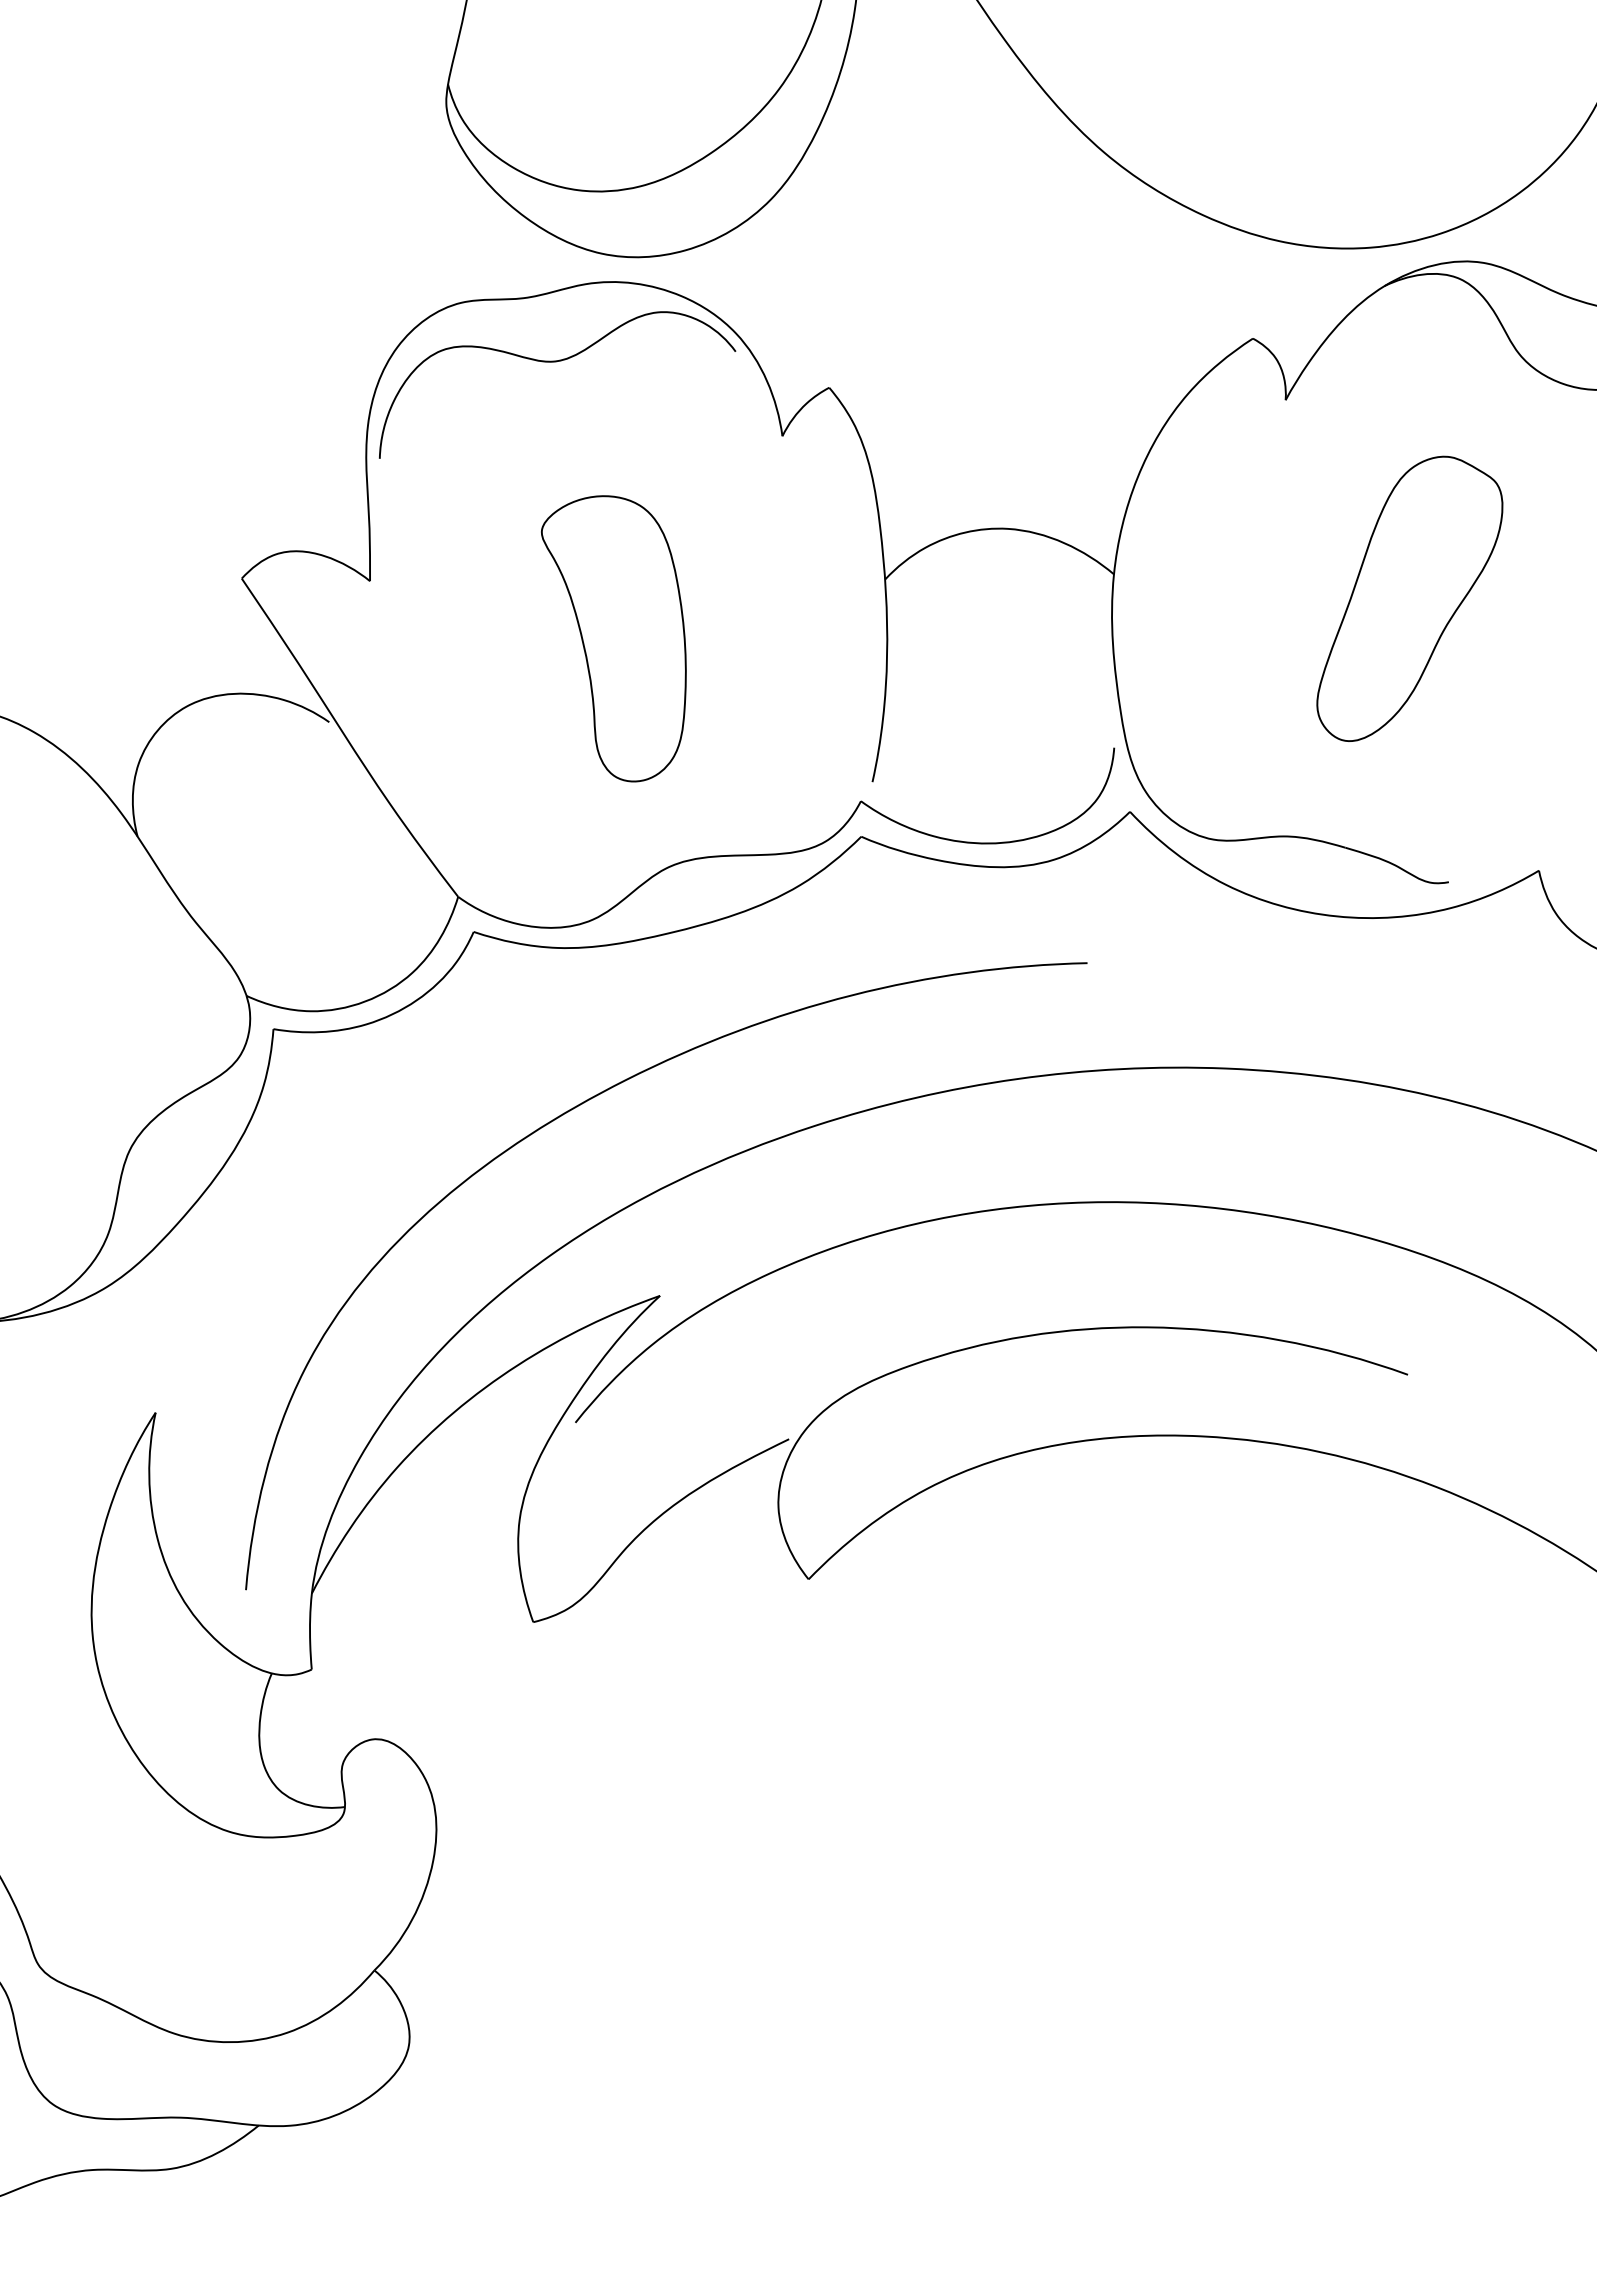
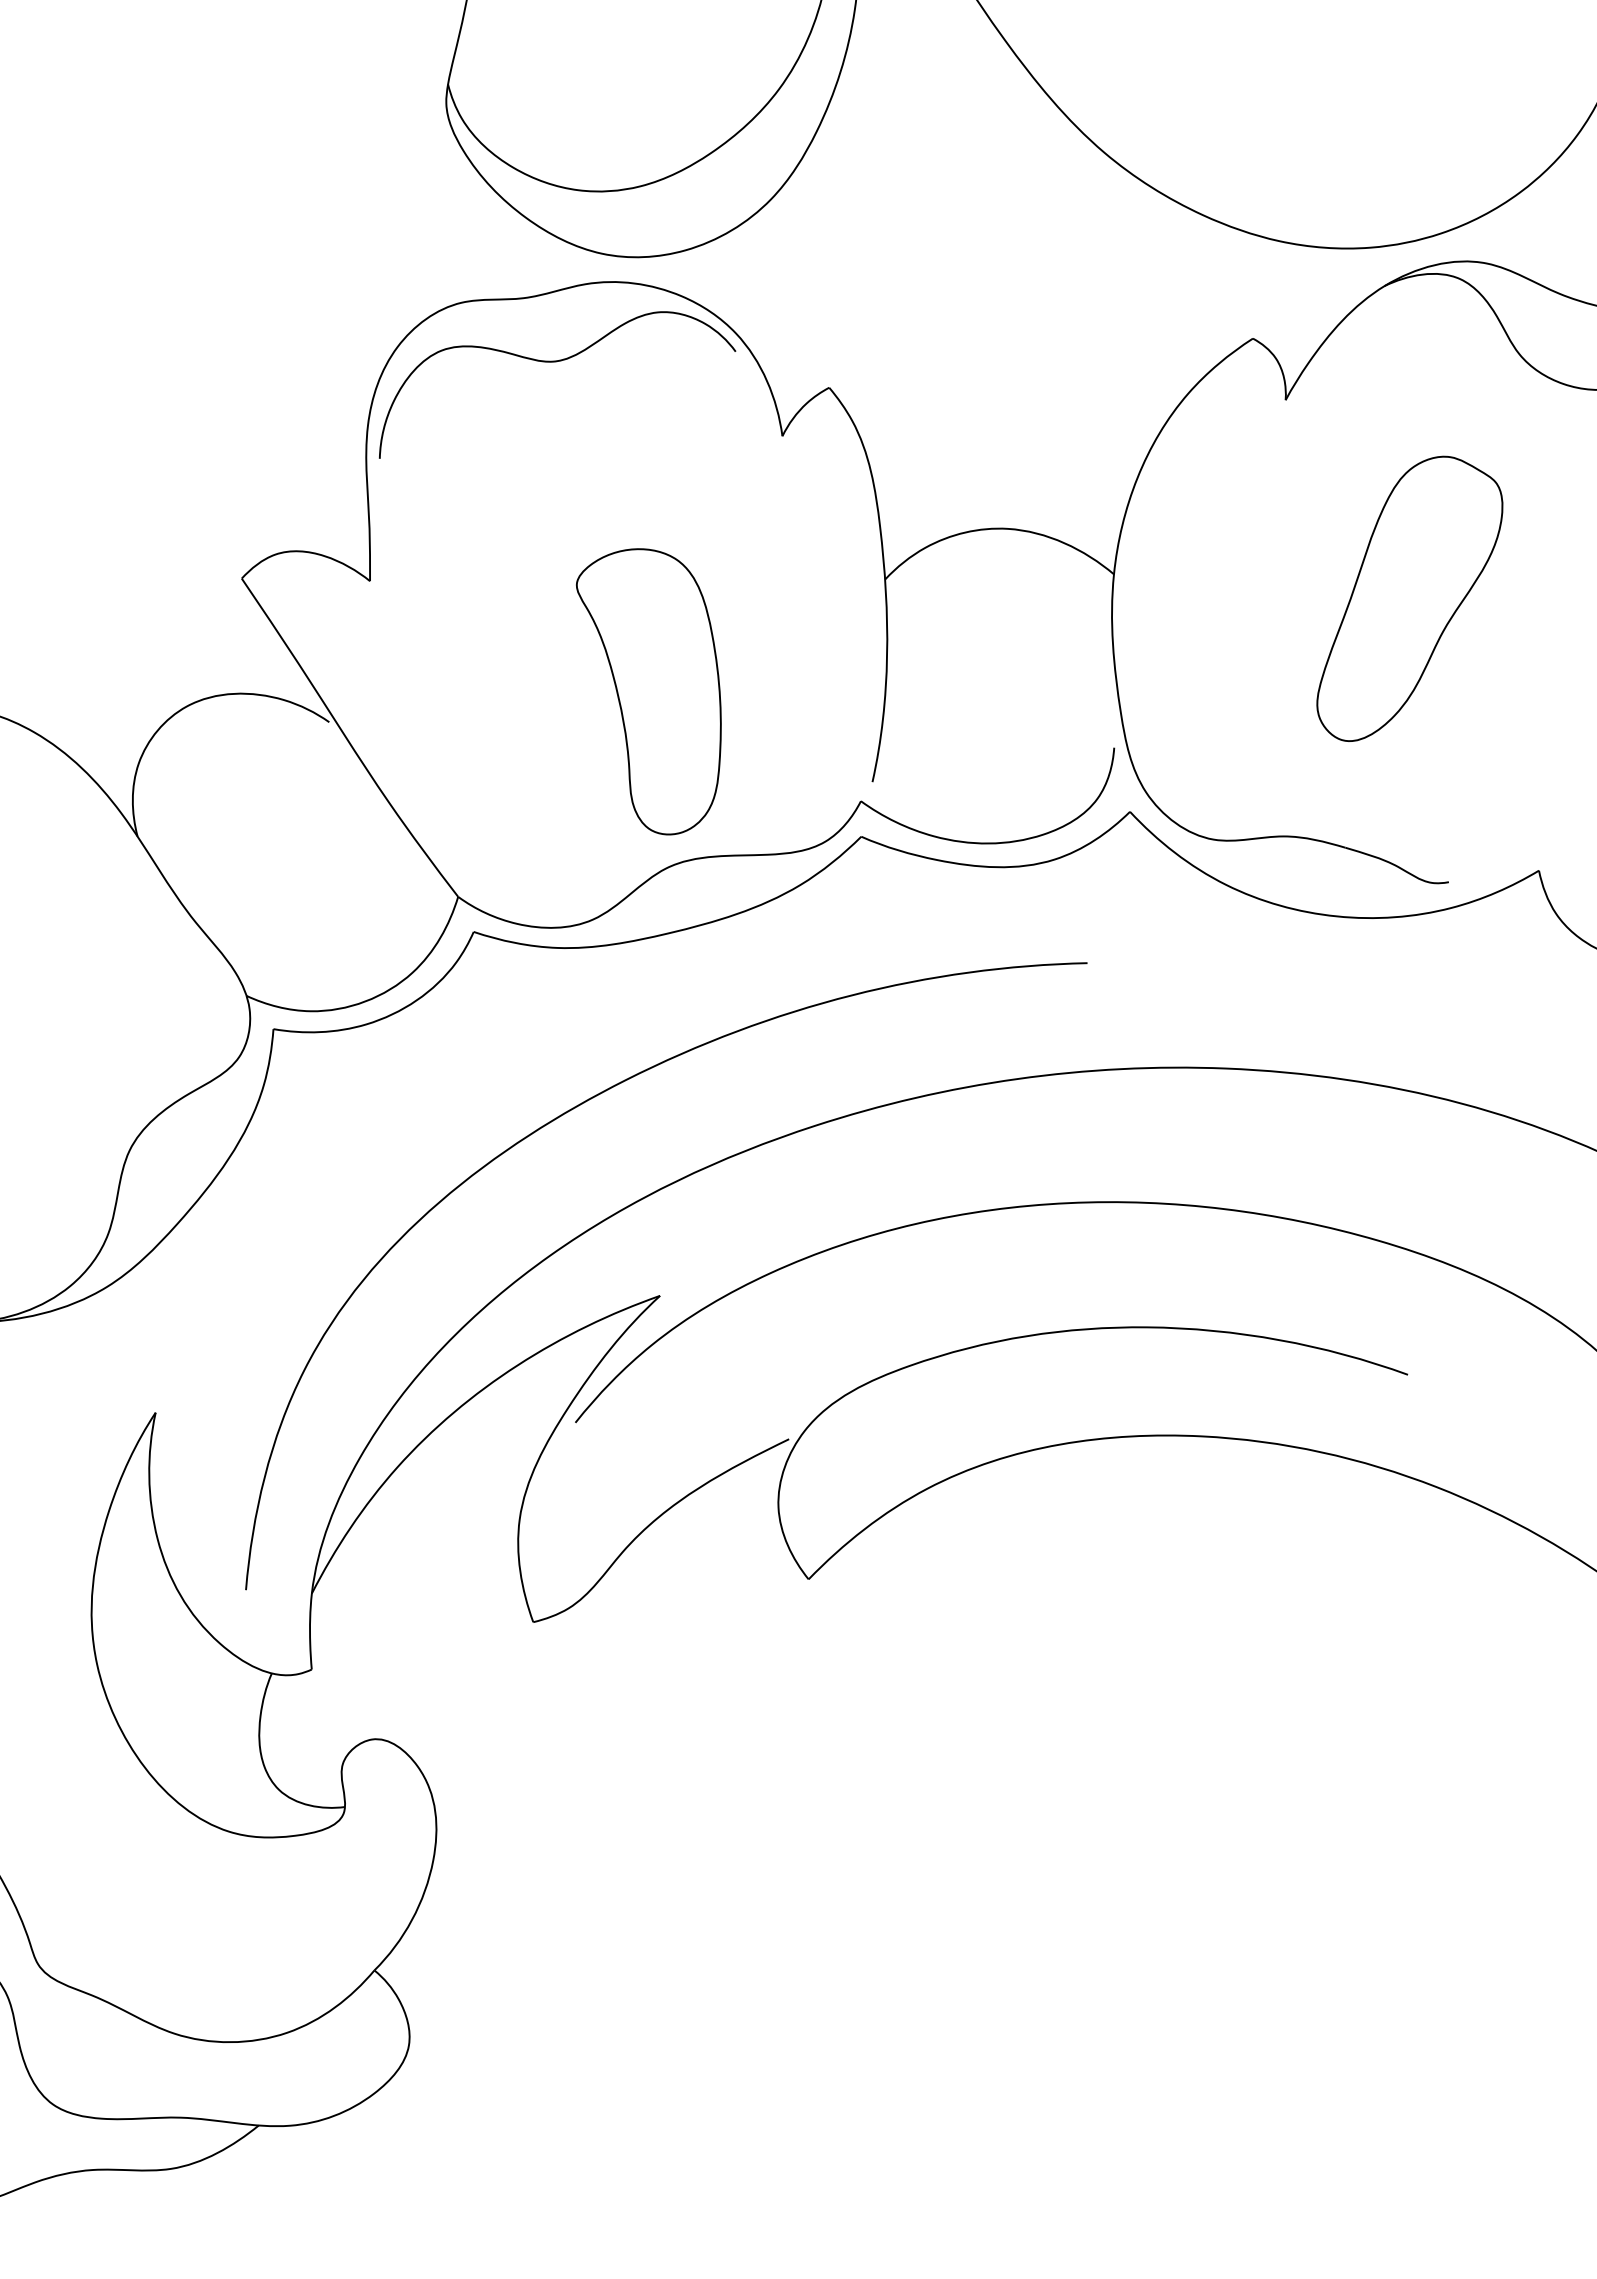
part position: (613, 638) -> (648, 691) (648, 691)
